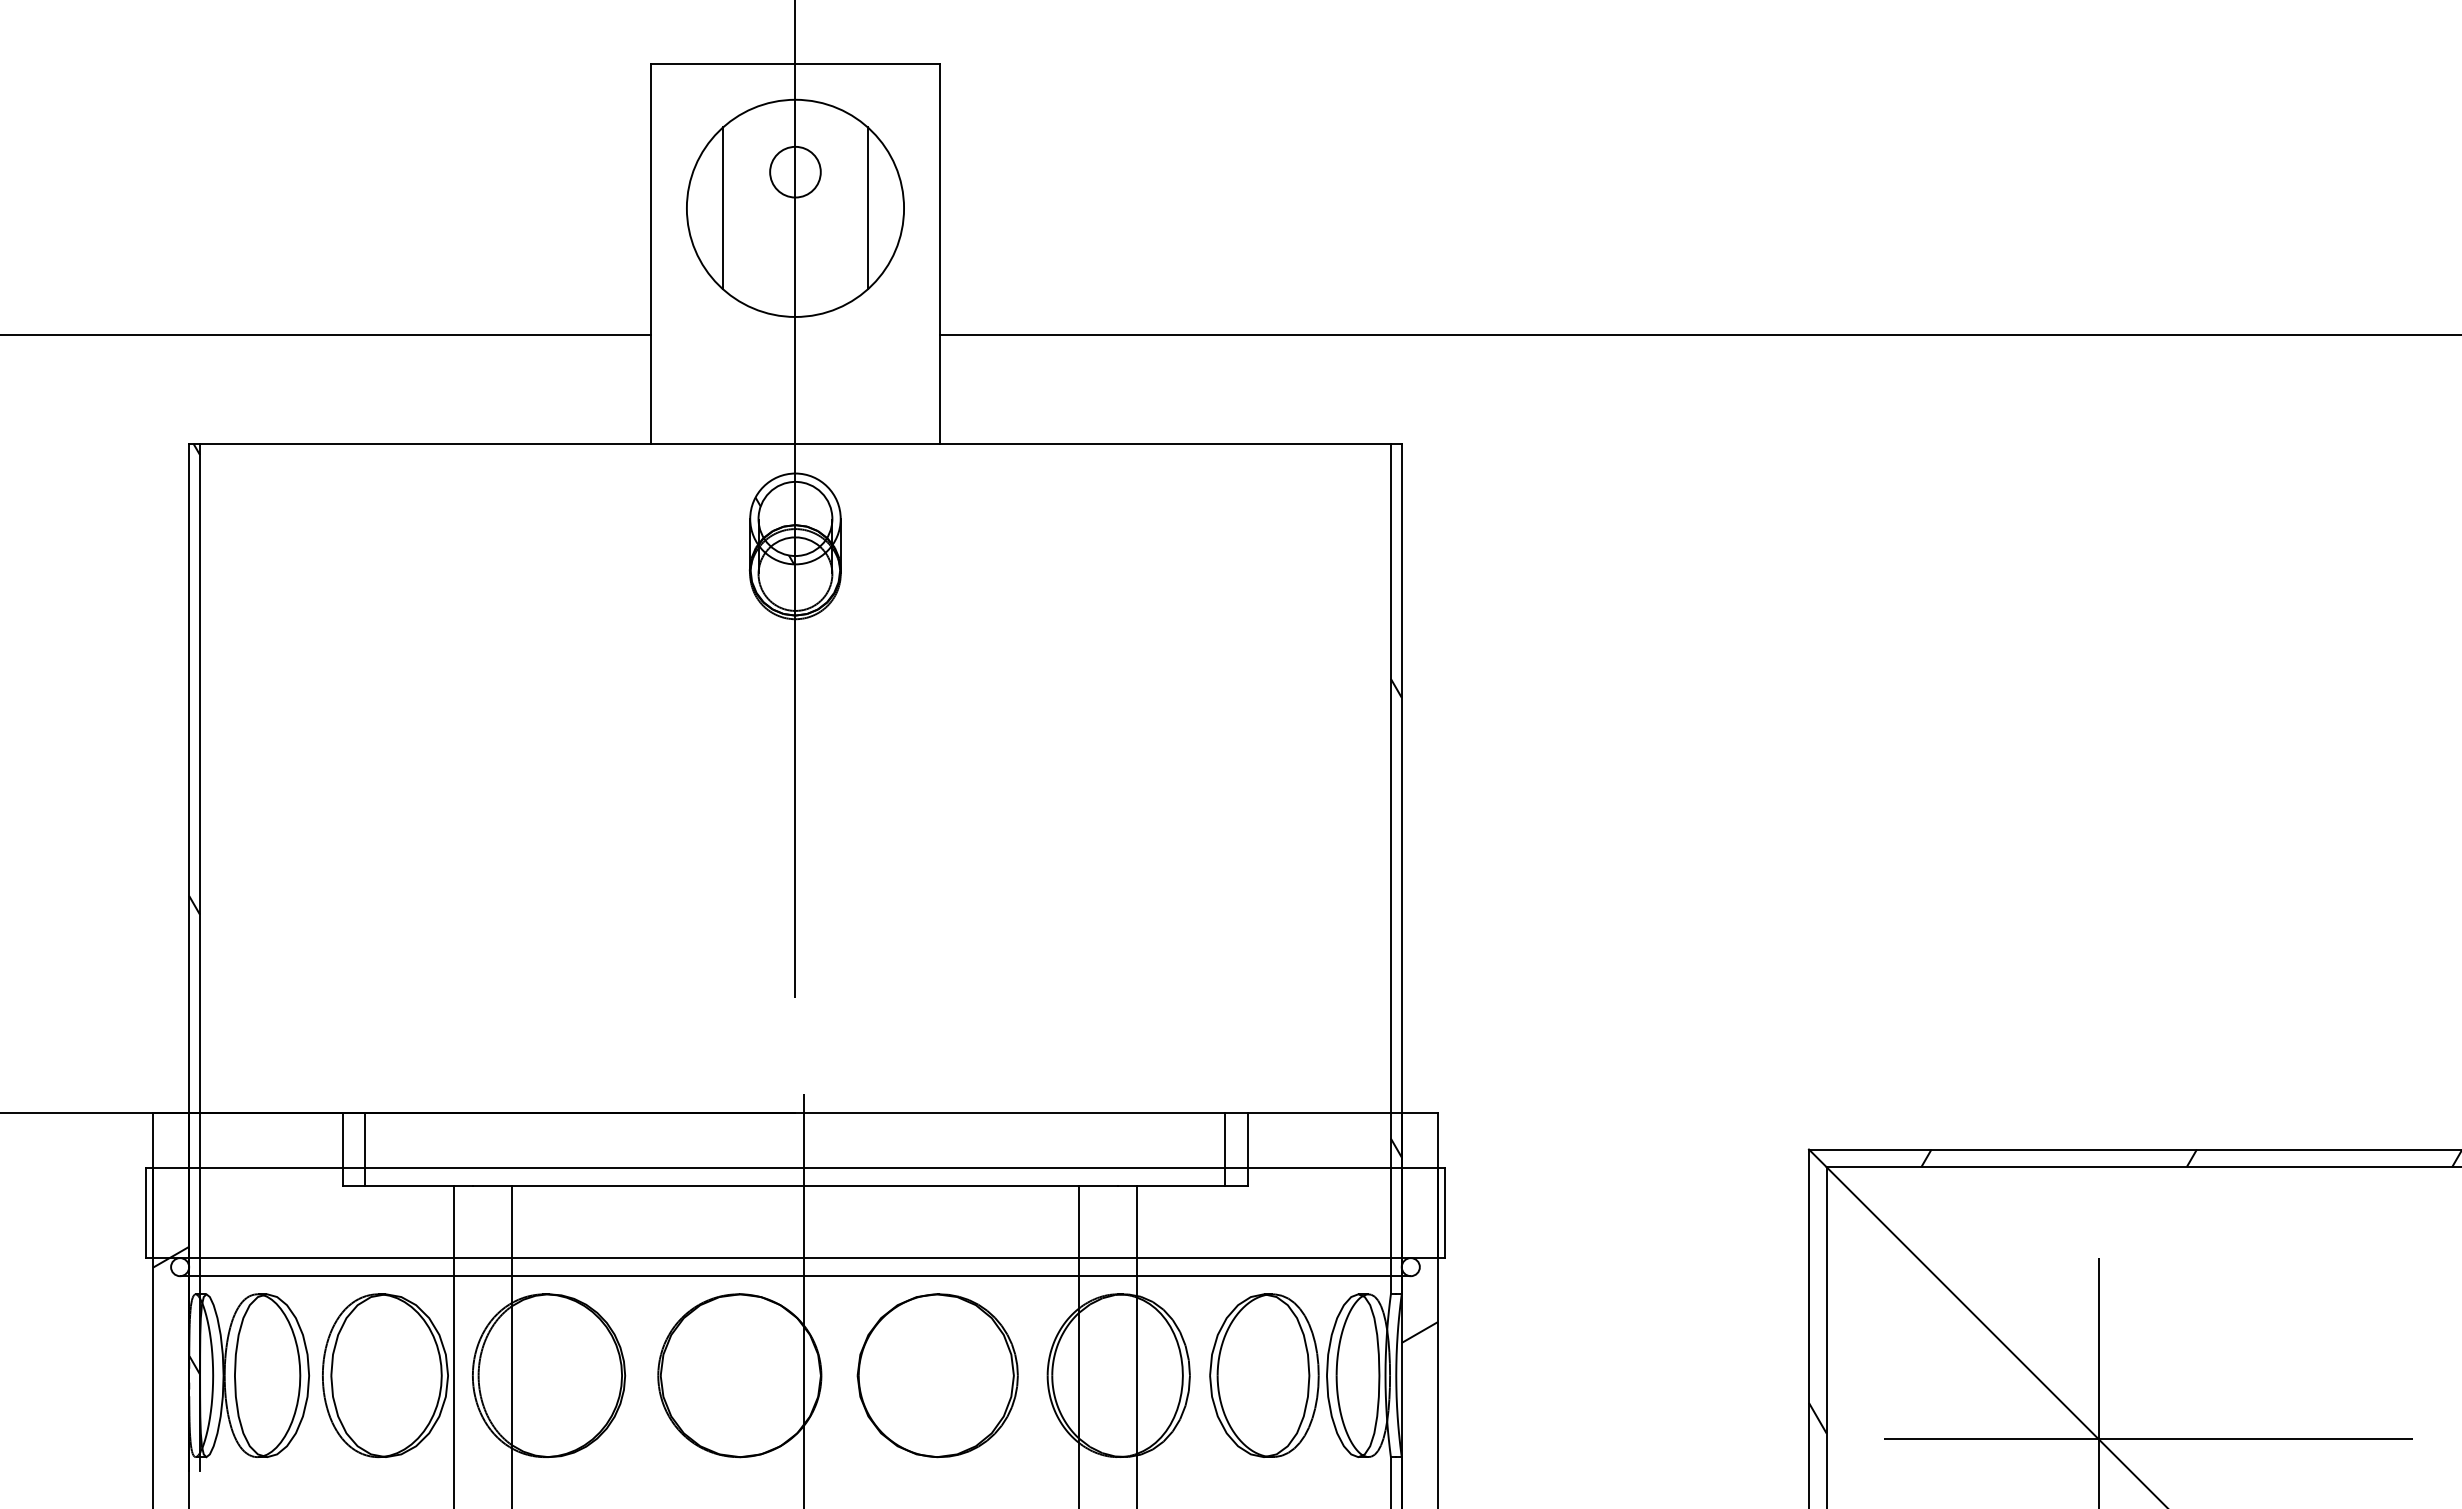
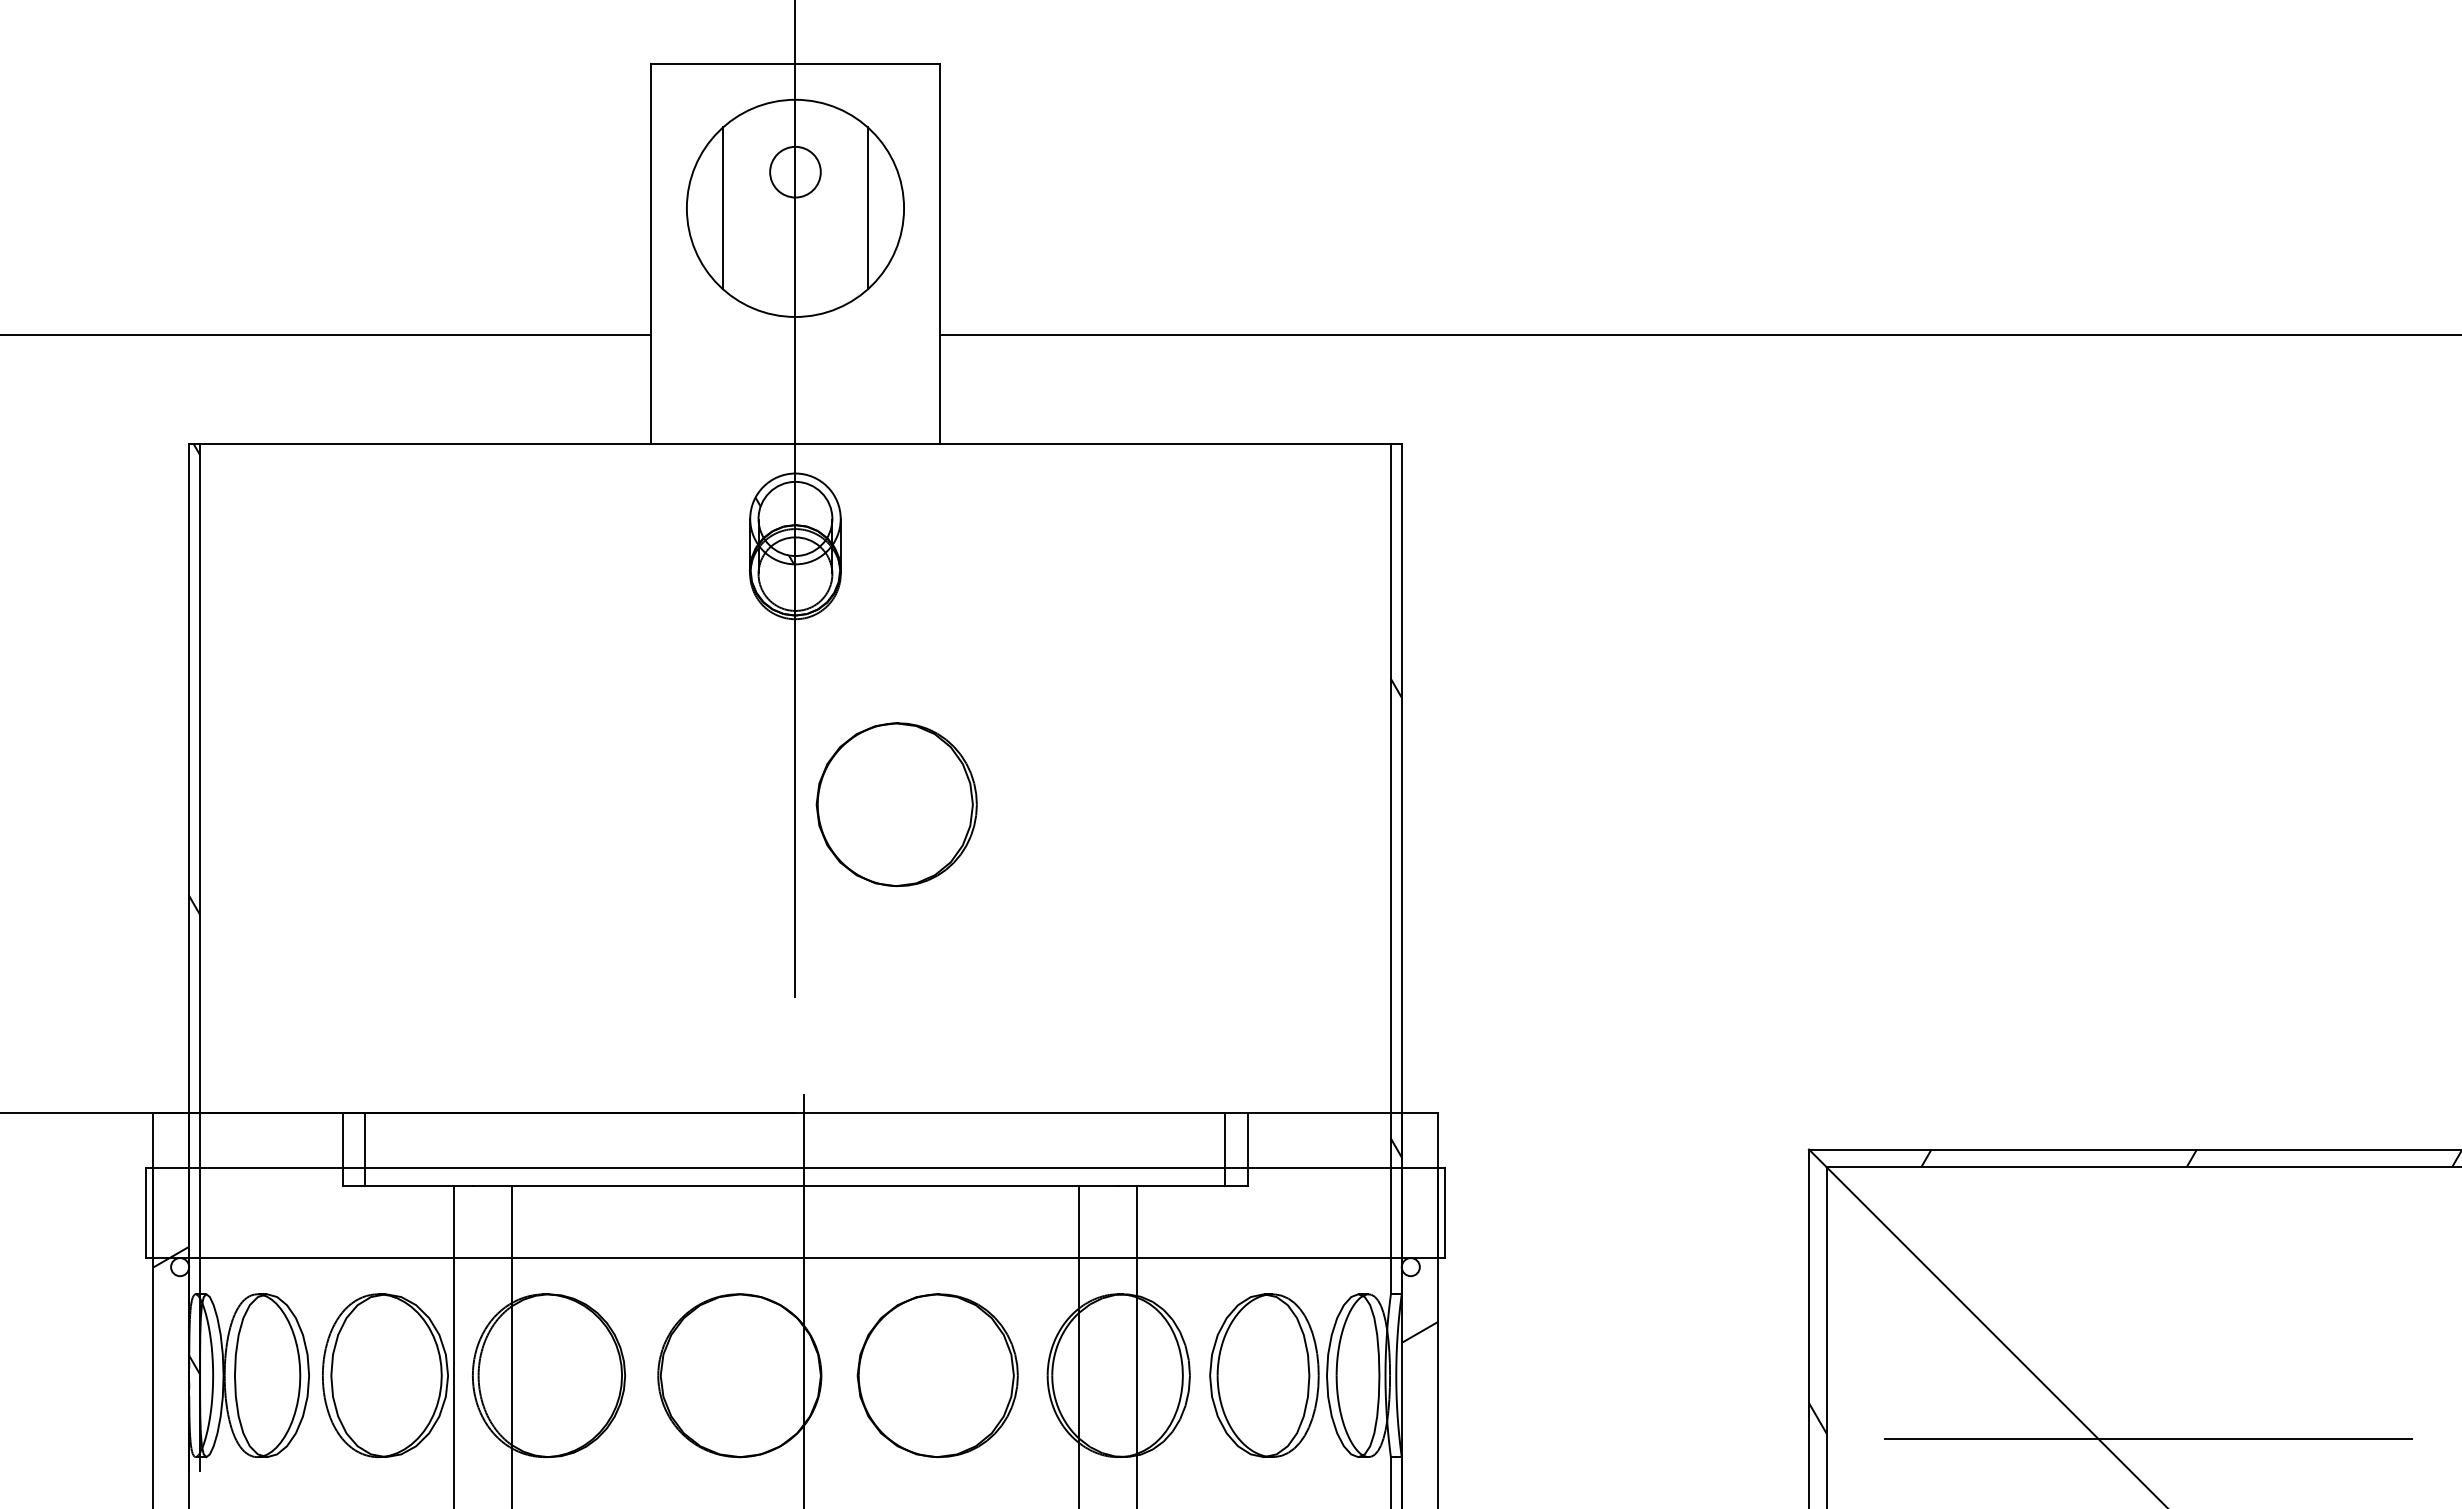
part: none -> present (896, 804)
line: present -> none (795, 1276)
line: present -> none (2098, 1381)
